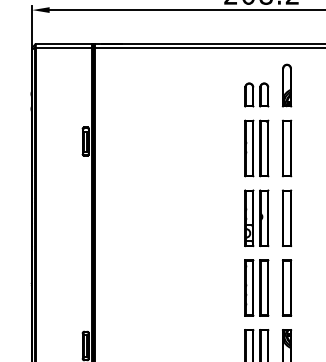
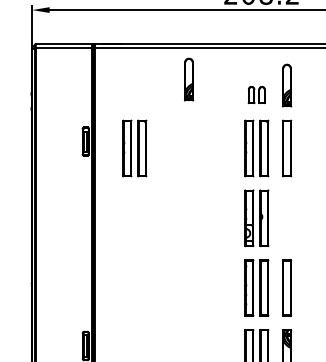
part: none -> present (189, 79)
part size: 26x26 px -> 19x19 px (256, 95)
part: none -> present (134, 148)
part: present -> none (287, 217)
